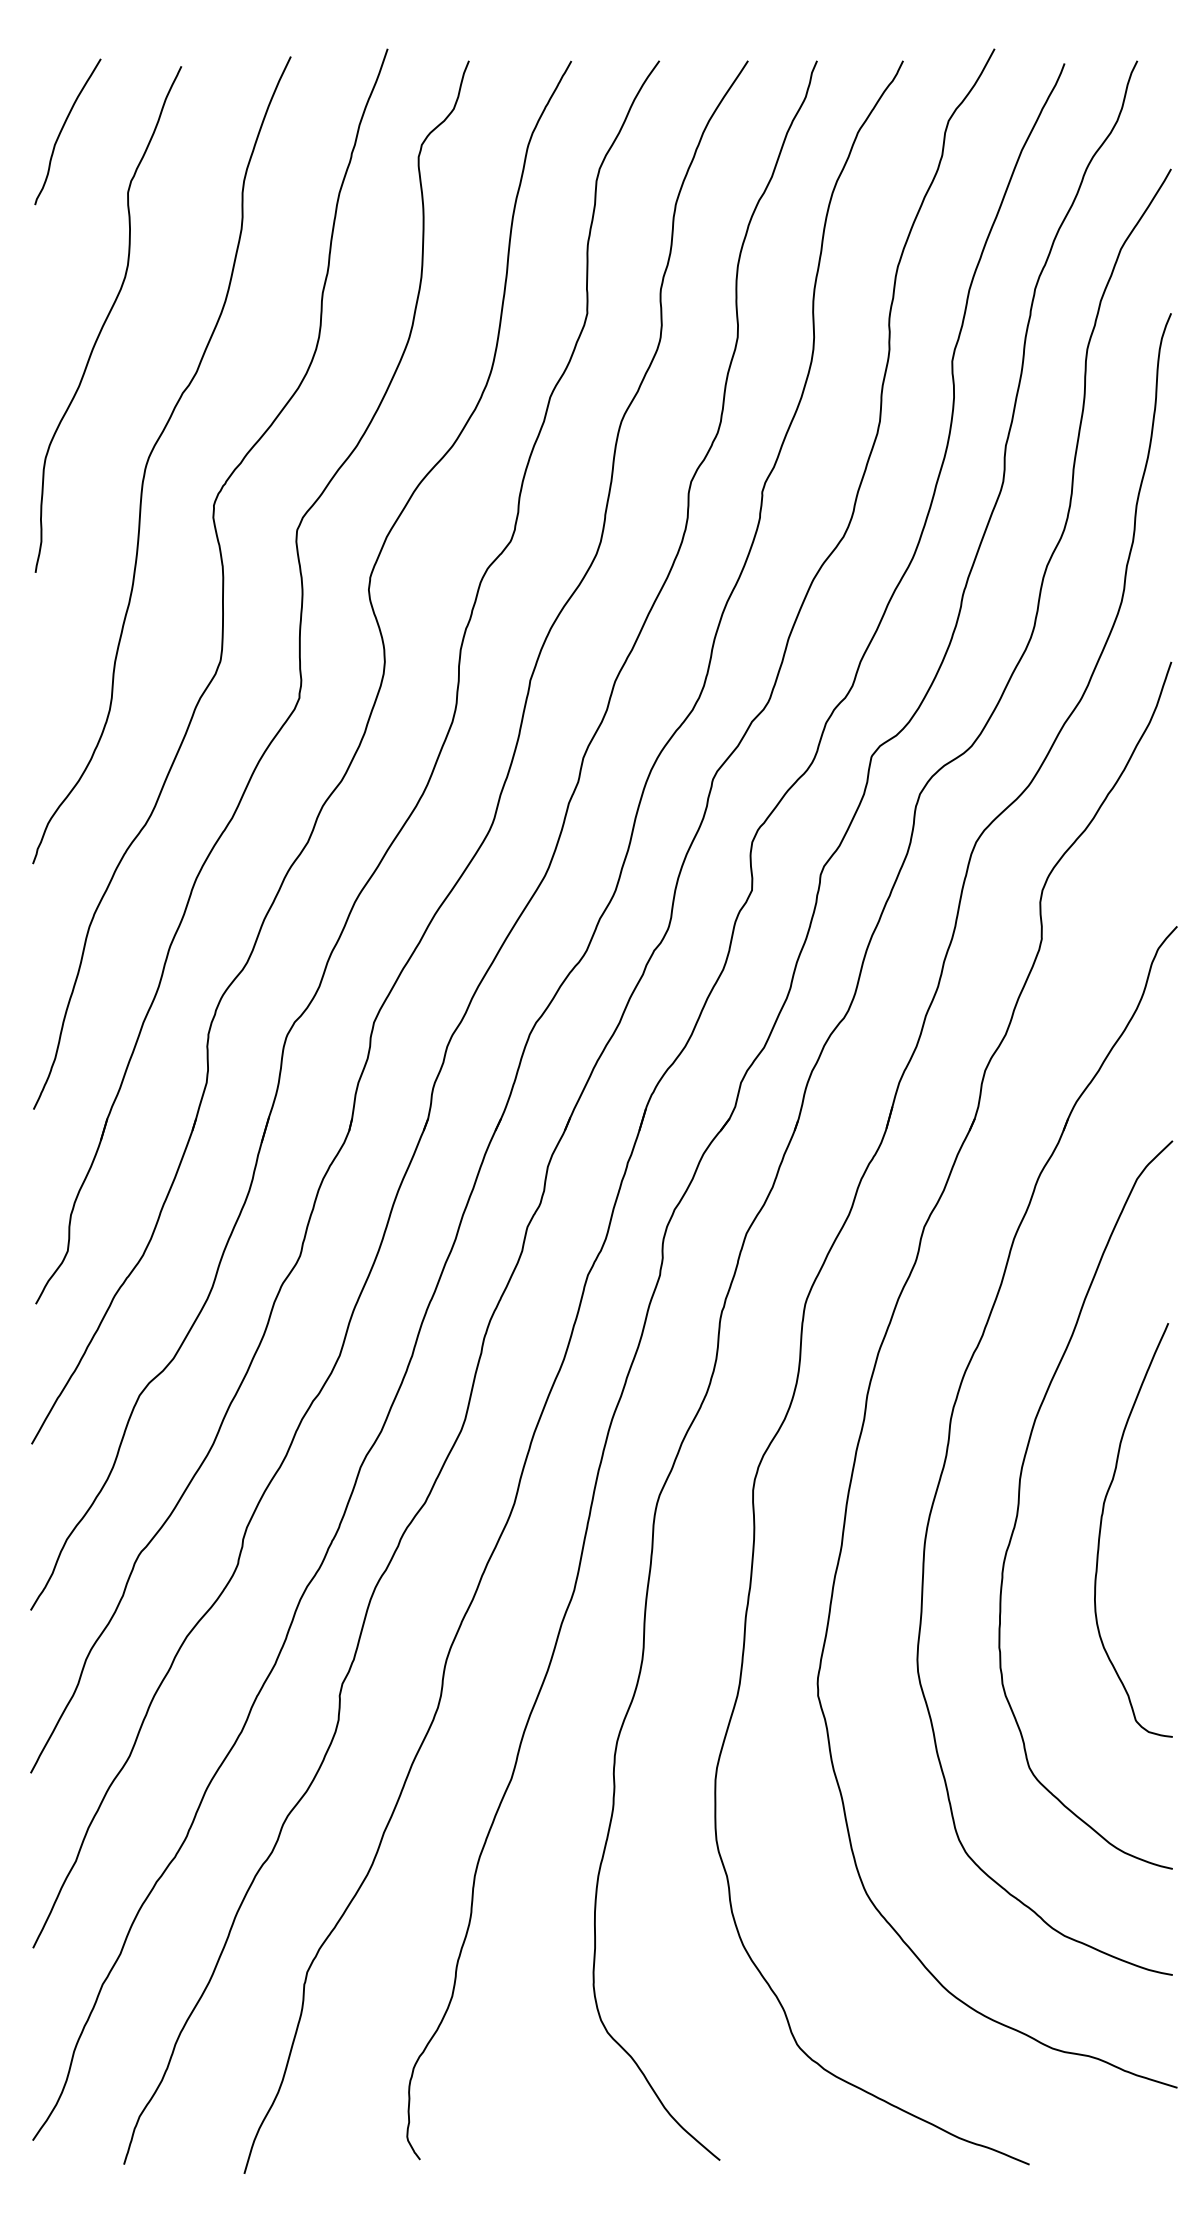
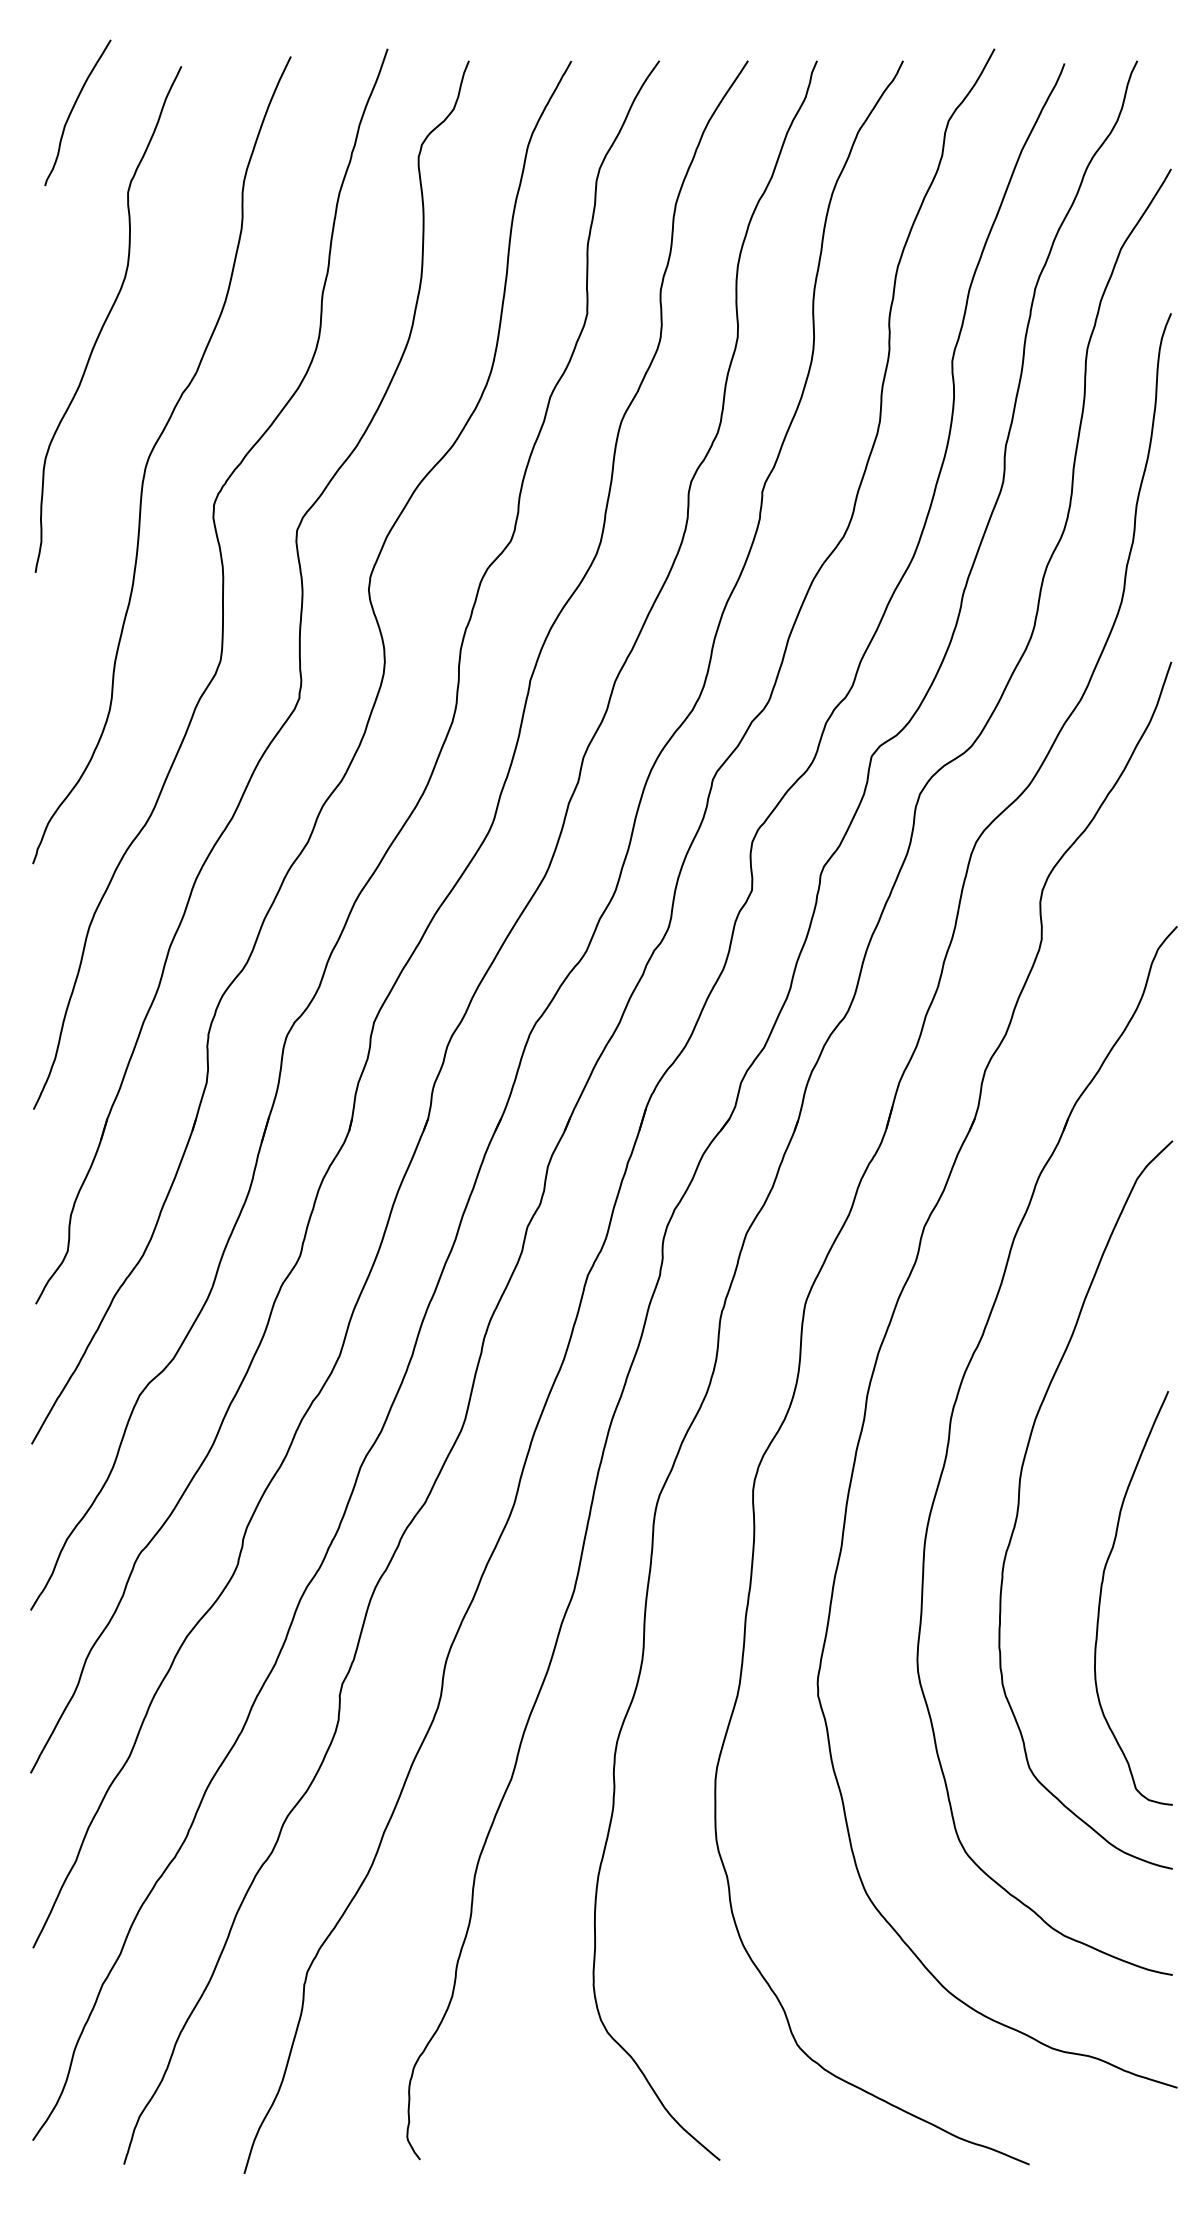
curve position: (63, 128) -> (73, 109) (73, 109)
curve position: (1101, 1529) -> (1101, 1597) (1101, 1597)
